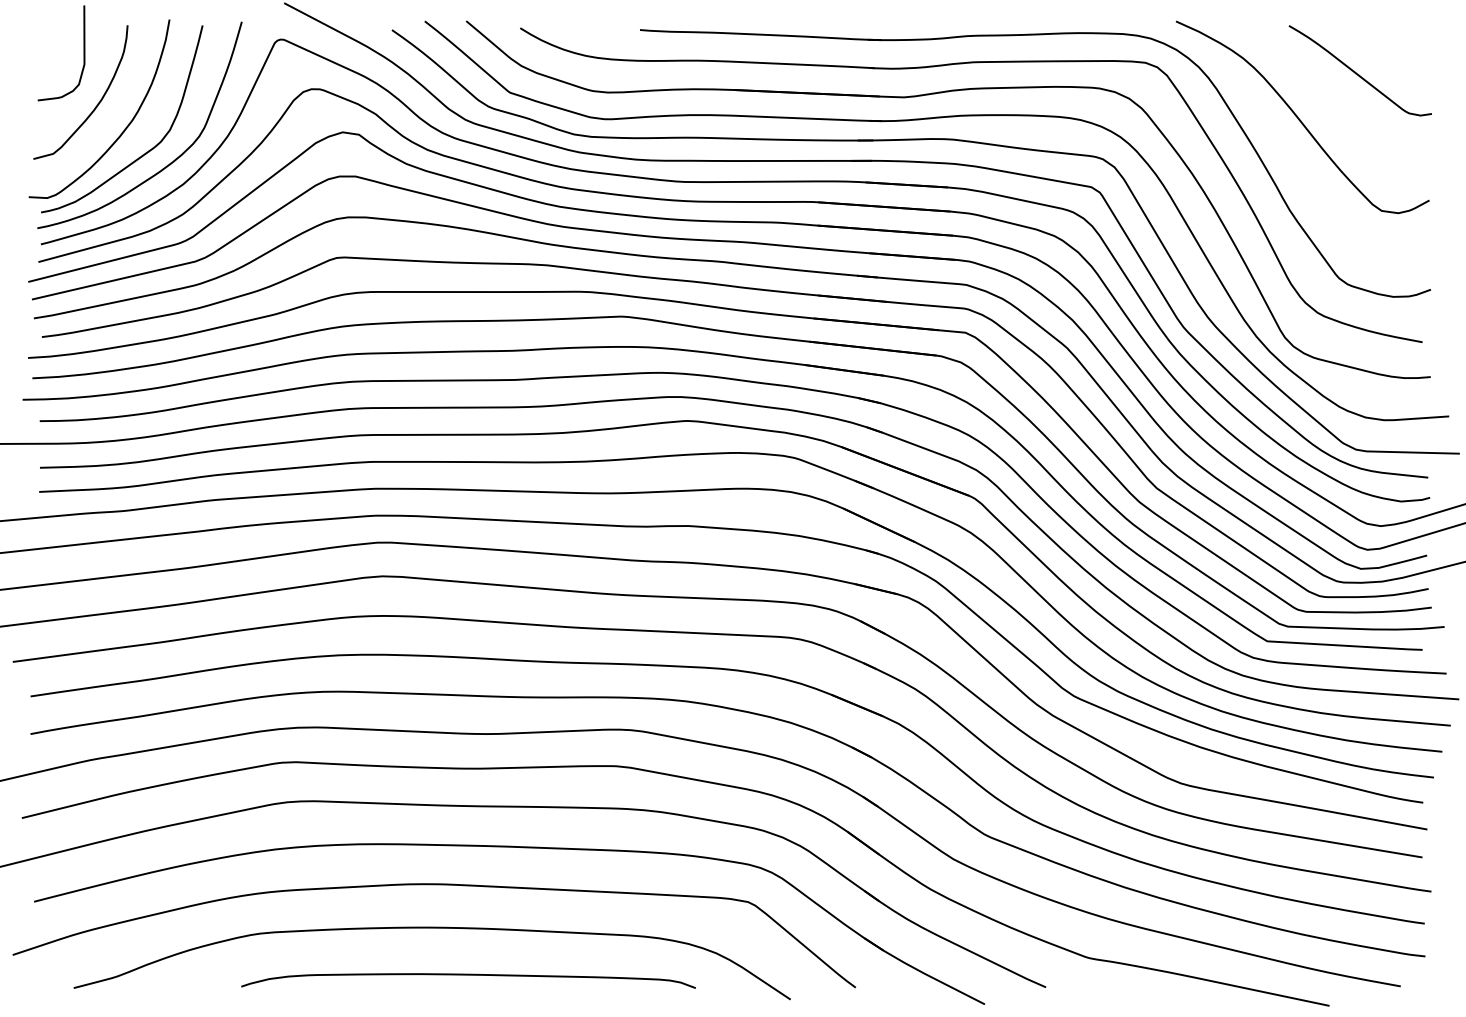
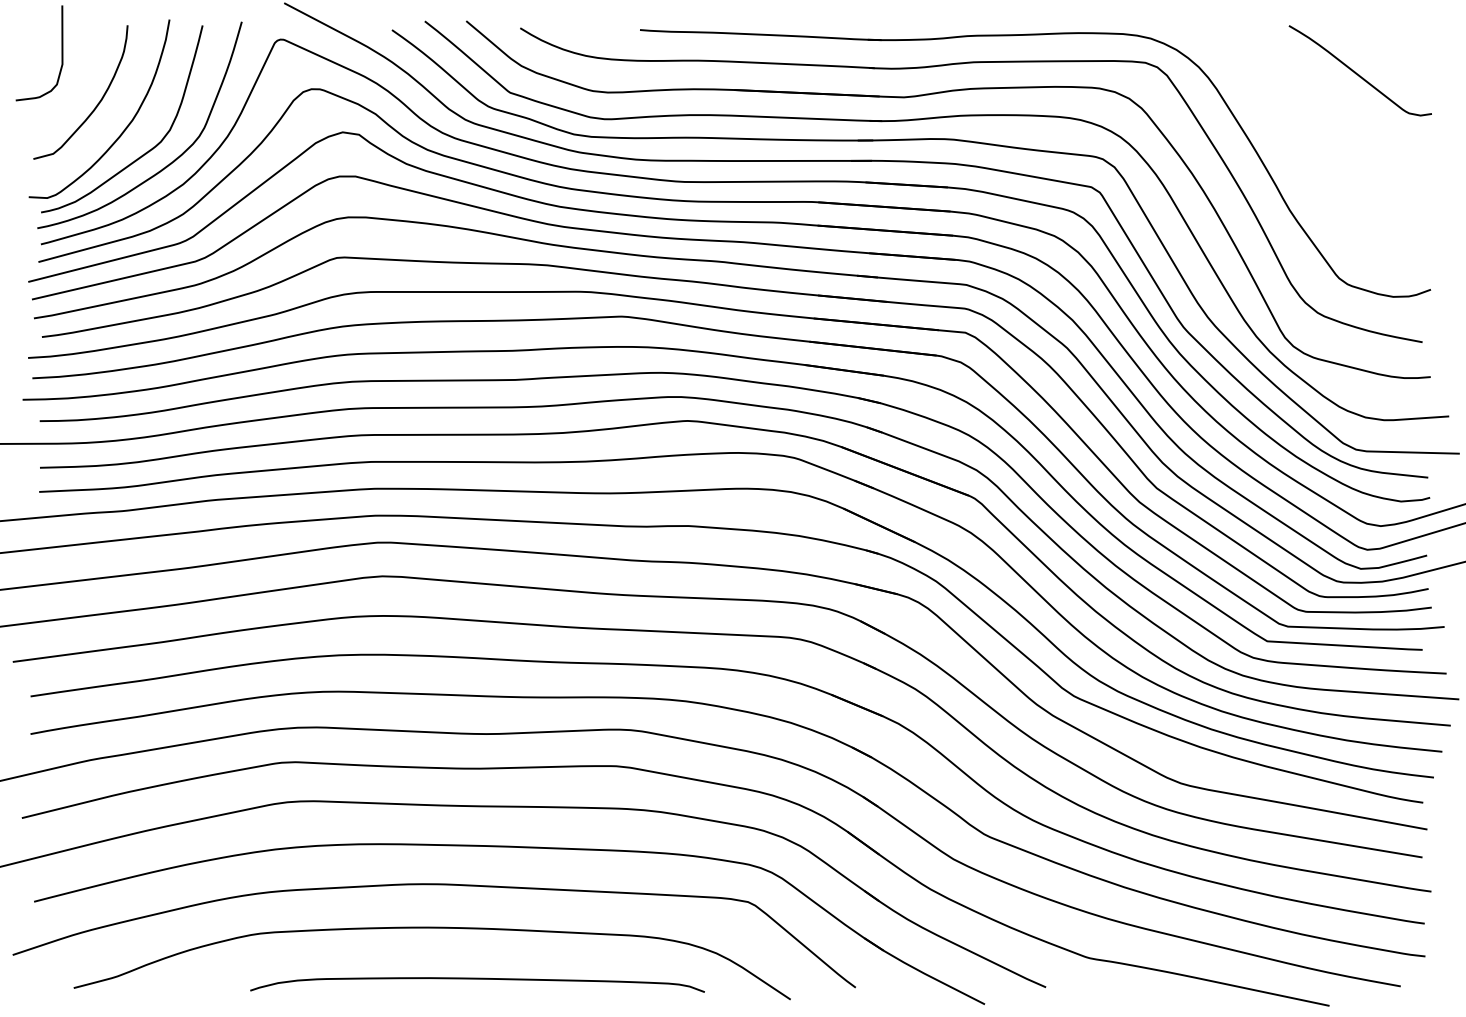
curve position: (83, 53) -> (61, 53) (61, 53)
curve: present -> none (1300, 119)
curve position: (468, 975) -> (477, 979) (477, 979)
